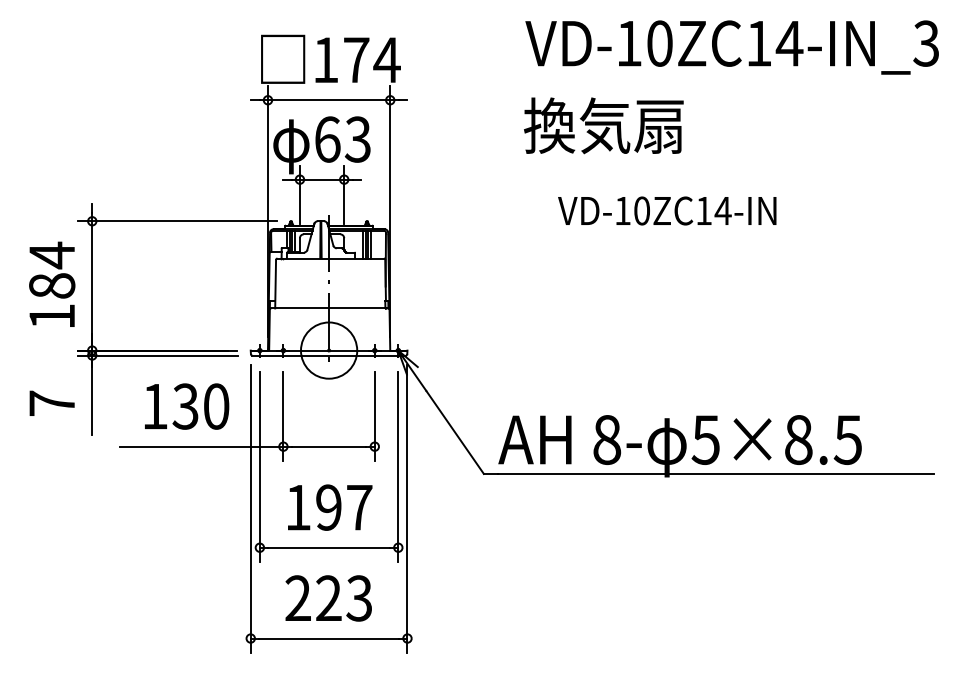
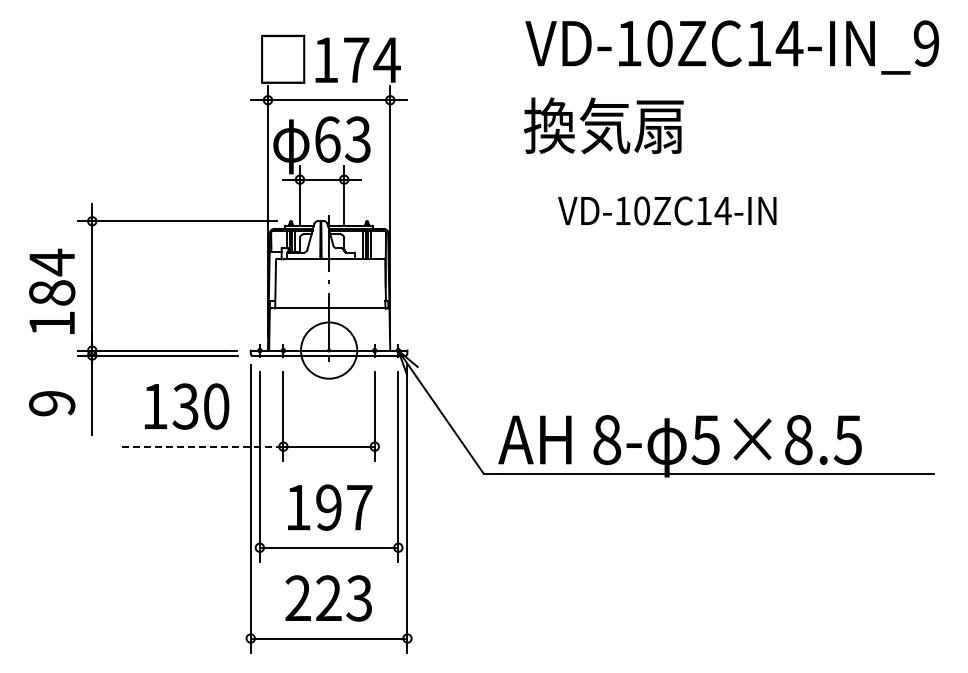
text: VD-10ZC14-IN_3 -> VD-10ZC14-IN_9 (925, 43)
text position: (52, 283) -> (52, 290) (52, 290)
text: 7 -> 9 (52, 403)
line: solid -> dashed (201, 446)
